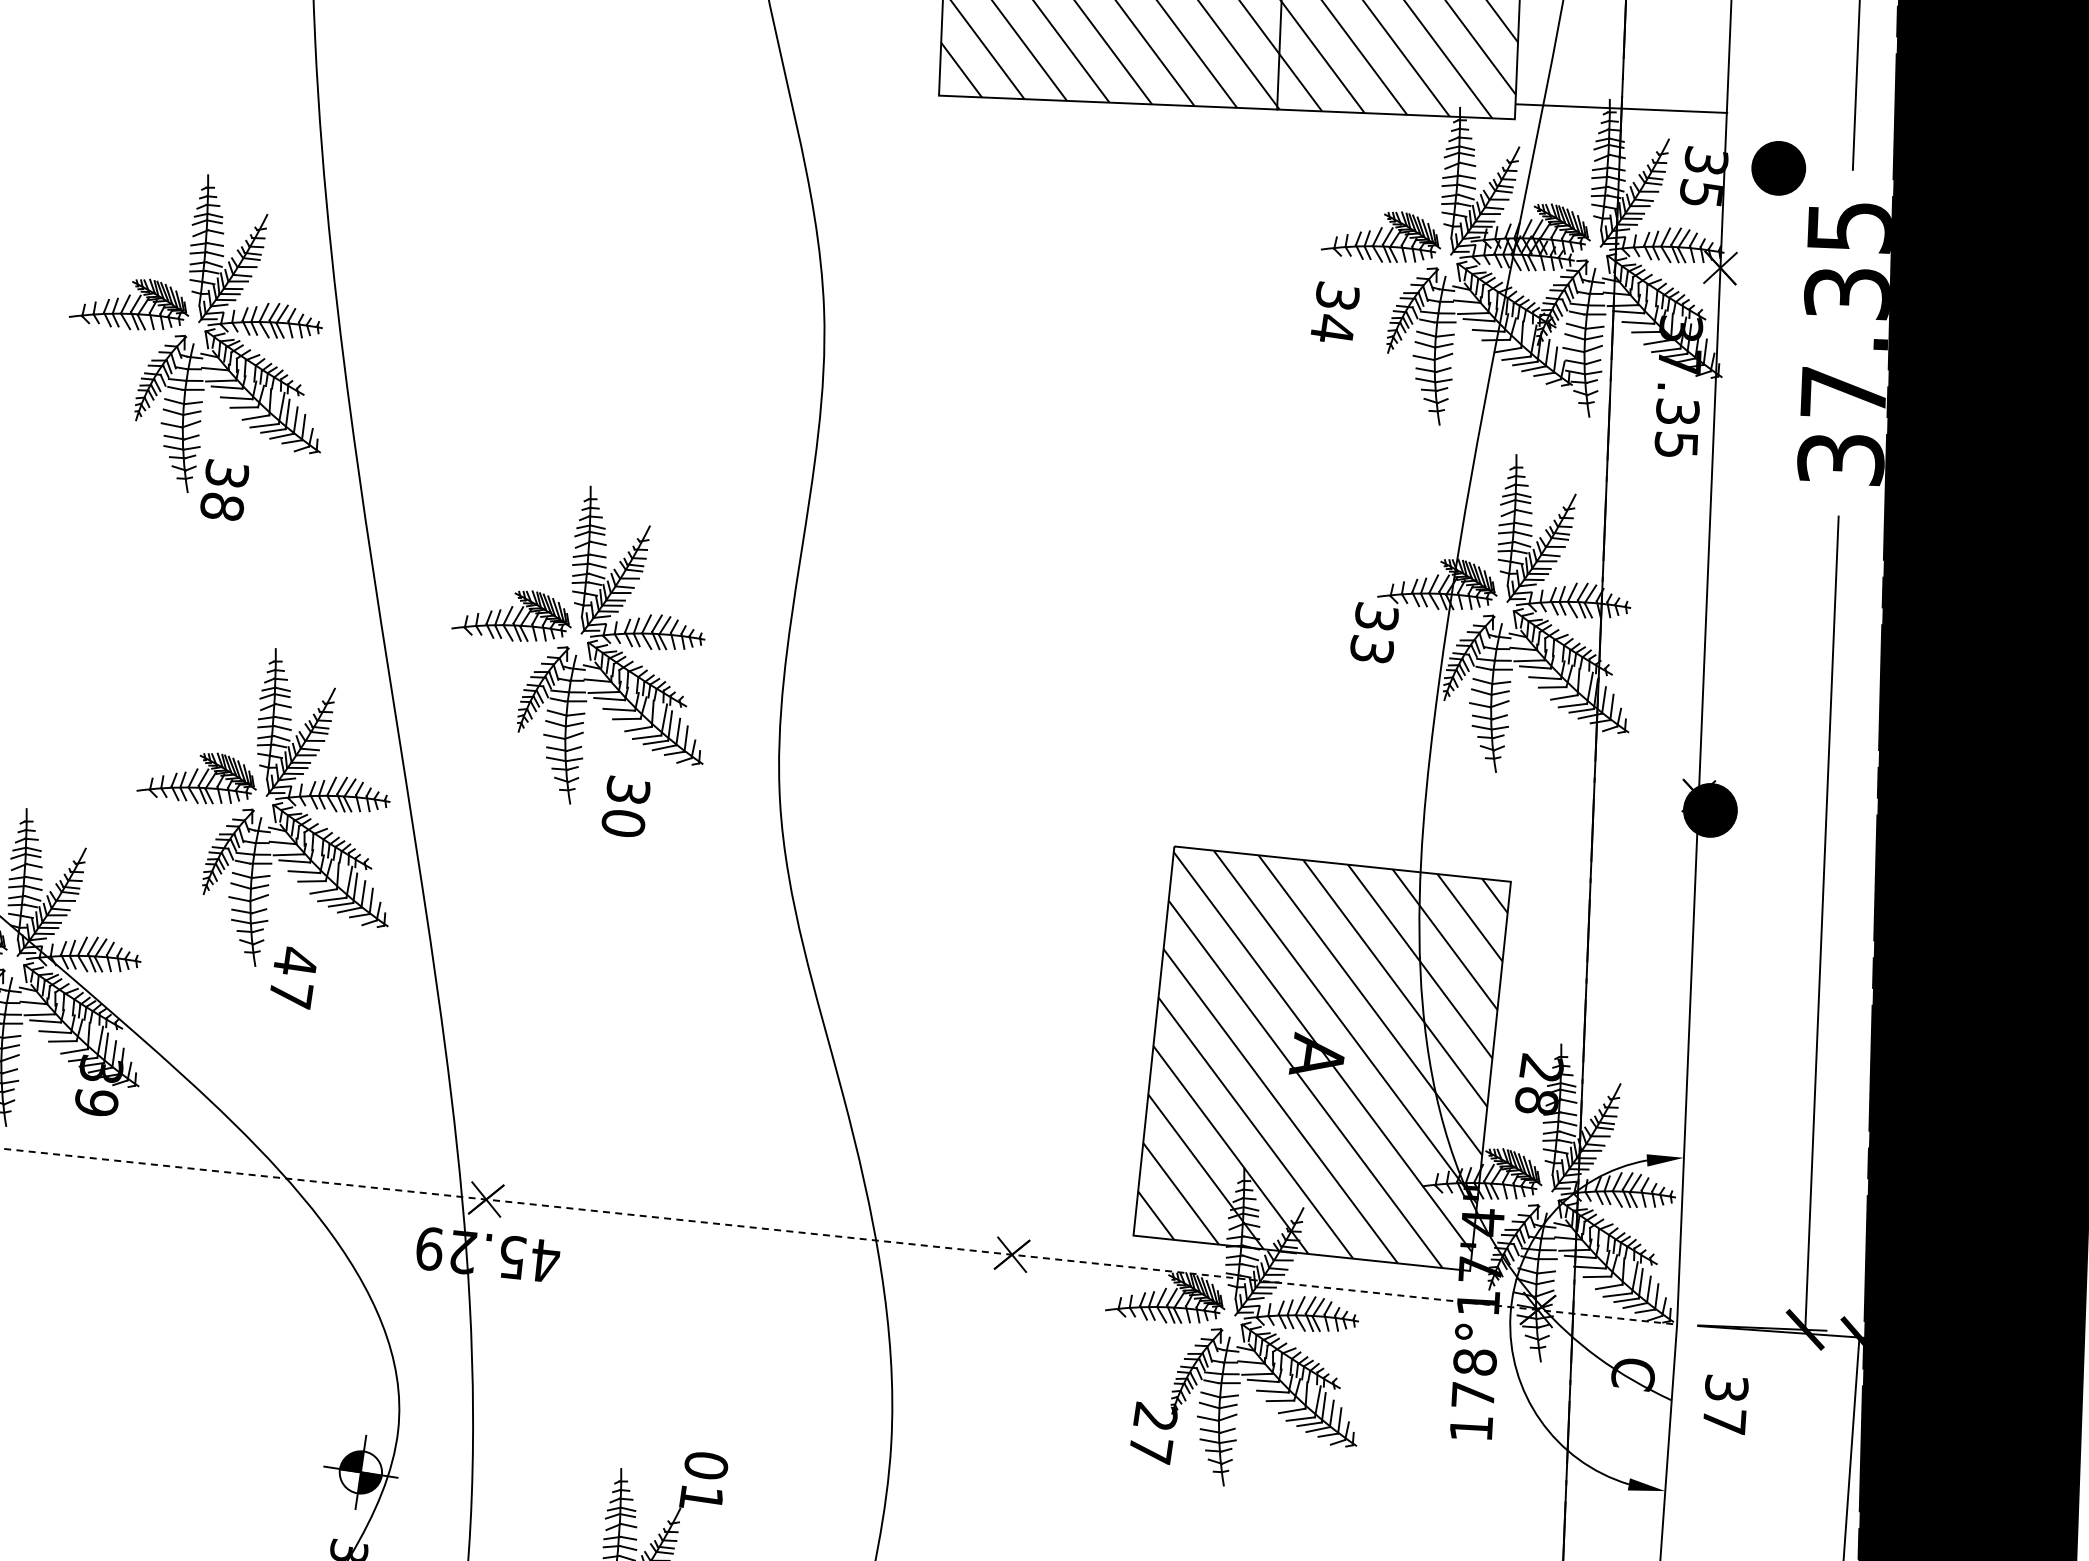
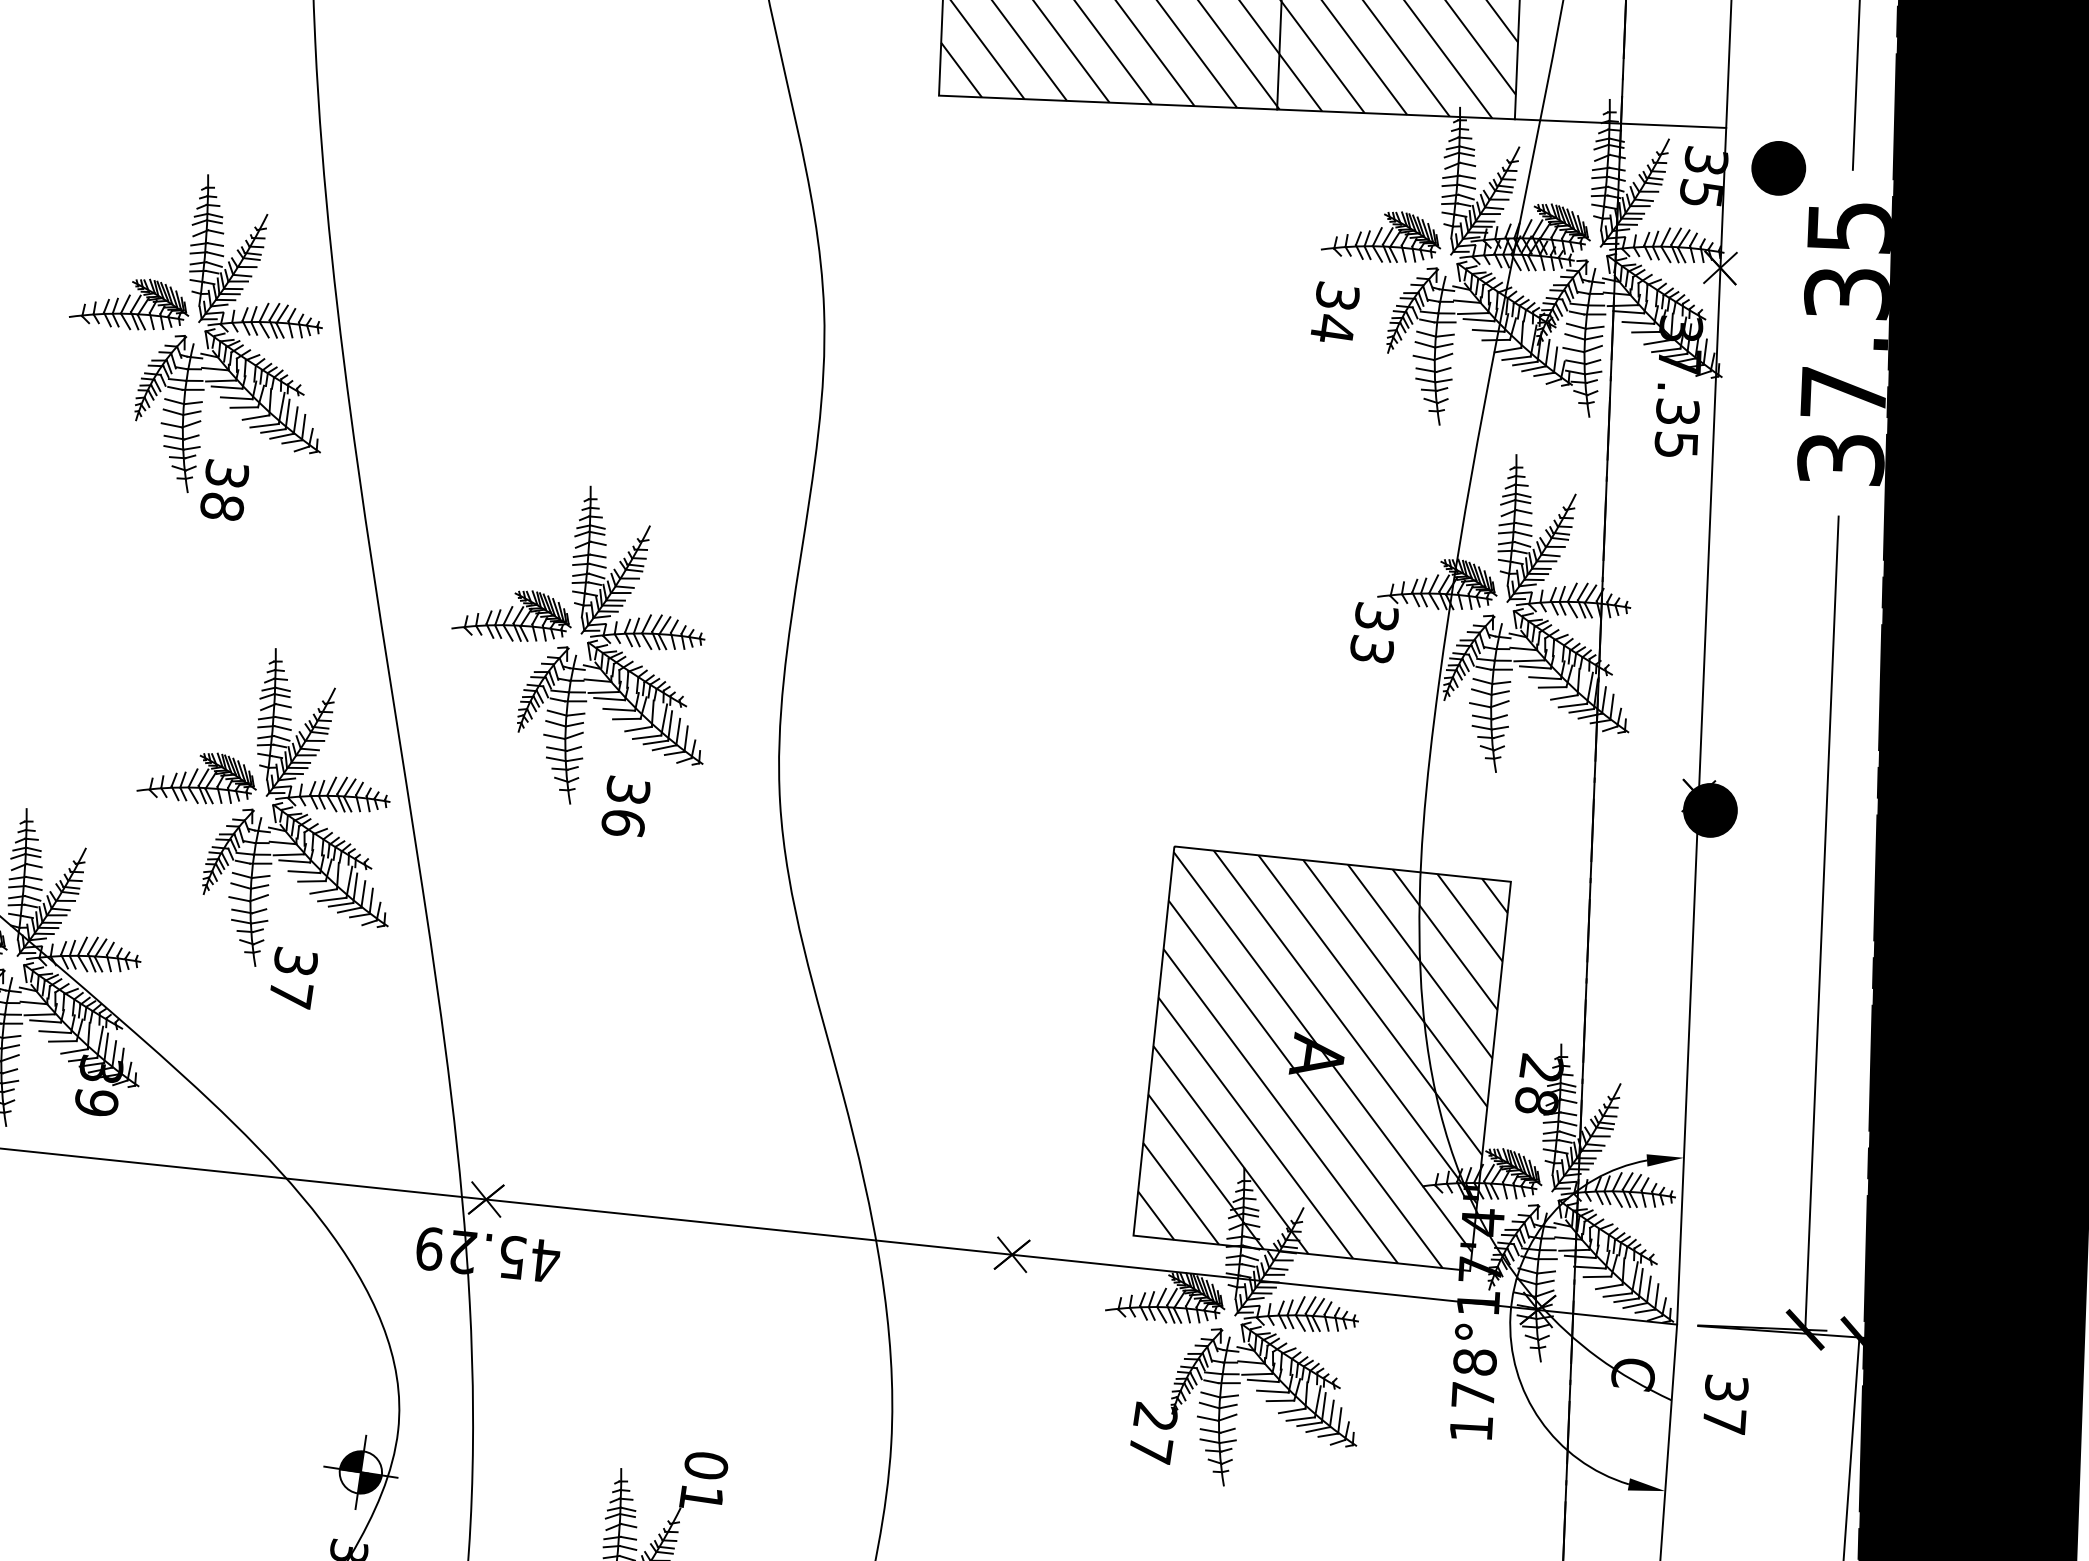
line position: (1621, 108) -> (1620, 123) (1620, 123)
text: 30 -> 36 (623, 823)
text: 47 -> 37 (295, 960)
line: dashed -> solid (838, 1236)
